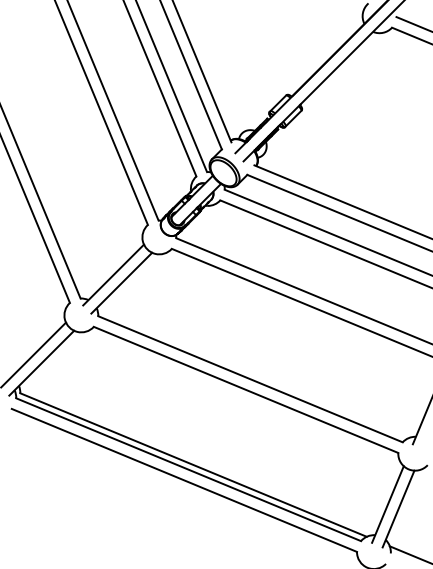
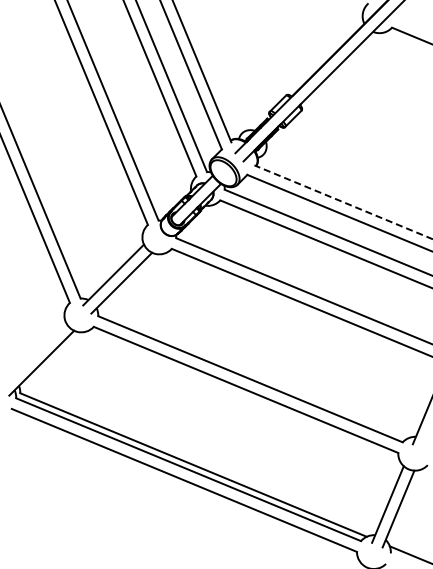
line: present -> none (412, 23)
line: solid -> dashed (342, 202)
line: present -> none (34, 354)
